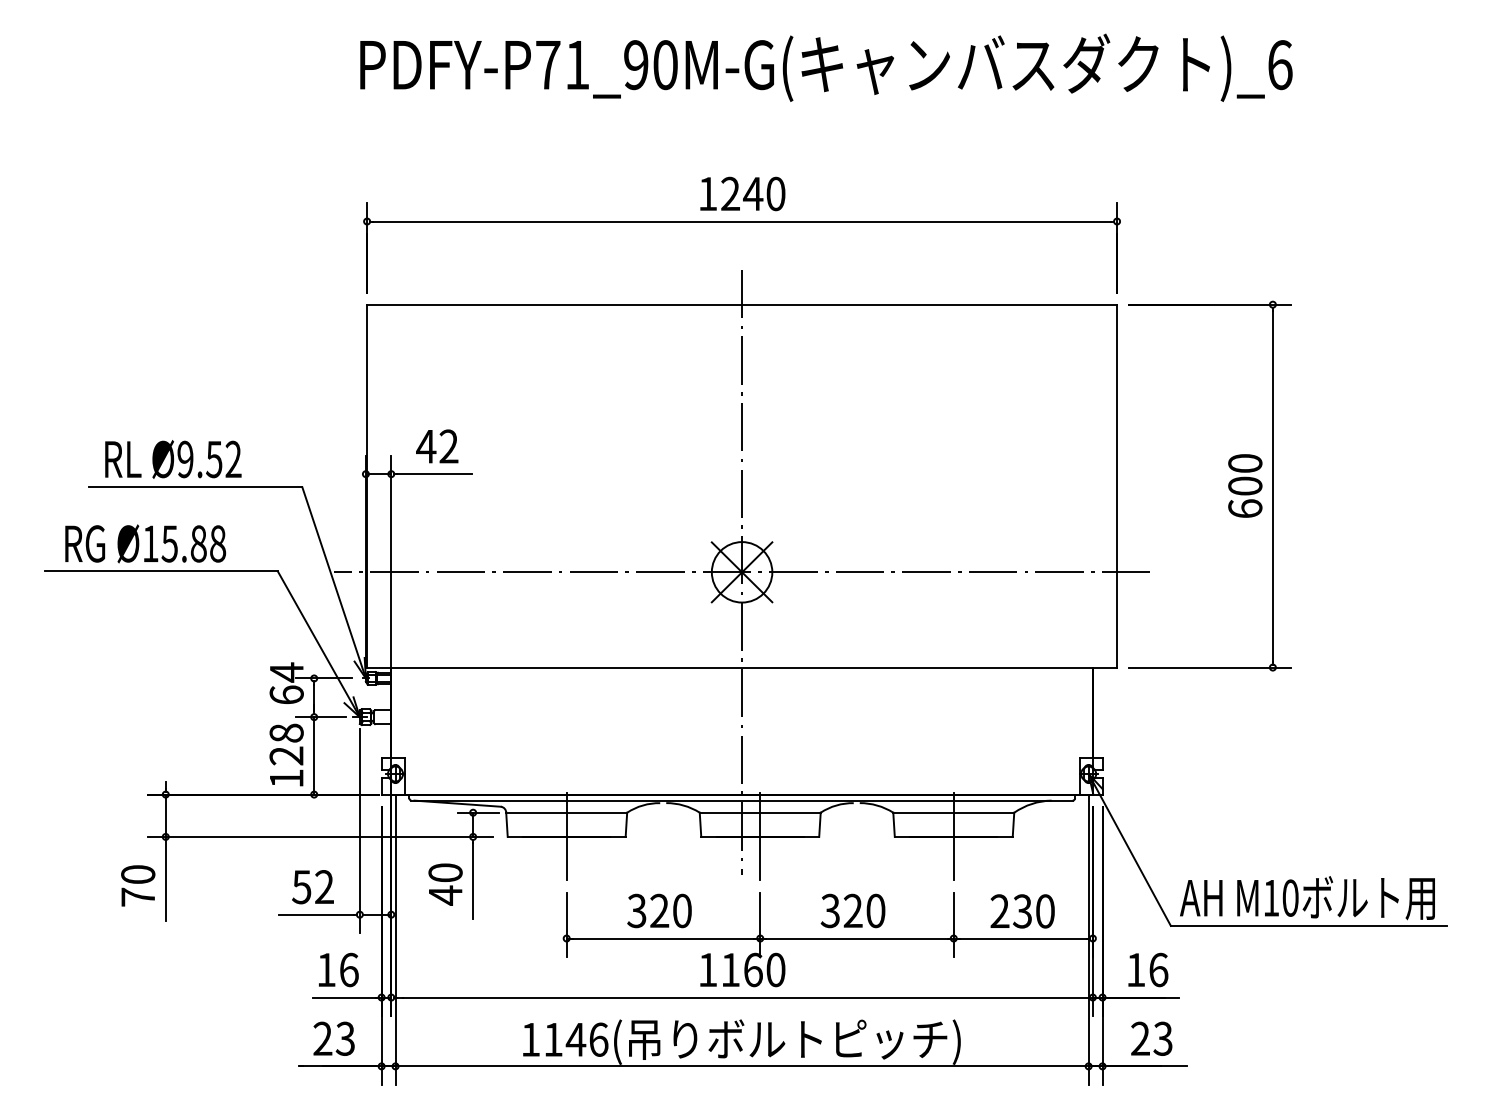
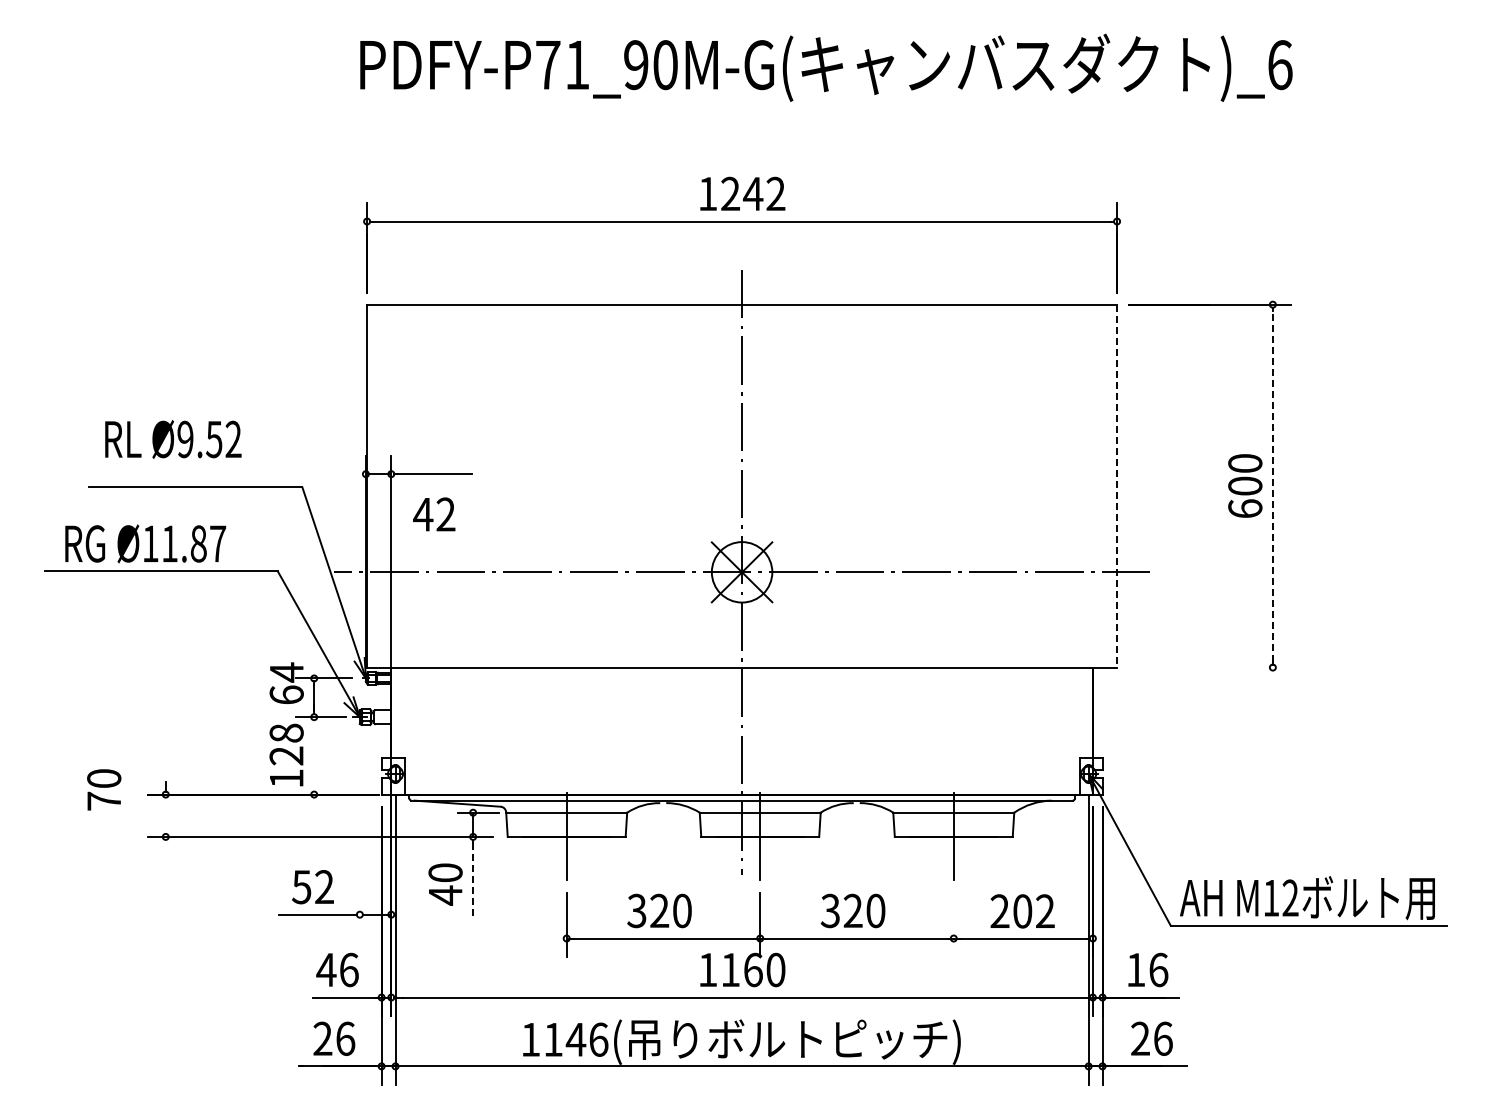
text: 1240 -> 1242 (775, 193)
text position: (437, 446) -> (434, 514) (434, 514)
text position: (173, 459) -> (173, 439) (173, 439)
line: solid -> dashed (1272, 485)
line: solid -> dashed (1117, 486)
text: Ø15.88 -> Ø11.87 (193, 543)
line: present -> none (1210, 667)
line: present -> none (314, 755)
line: present -> none (359, 830)
line: present -> none (165, 857)
line: solid -> dashed (473, 881)
text position: (138, 885) -> (104, 789) (104, 789)
text: M10 -> M12 (1290, 897)
text: 230 -> 202 (1033, 911)
line: present -> none (953, 924)
text: 16 -> 46 (326, 969)
text: 23 -> 26 (345, 1038)
text: 23 -> 26 (1162, 1038)
